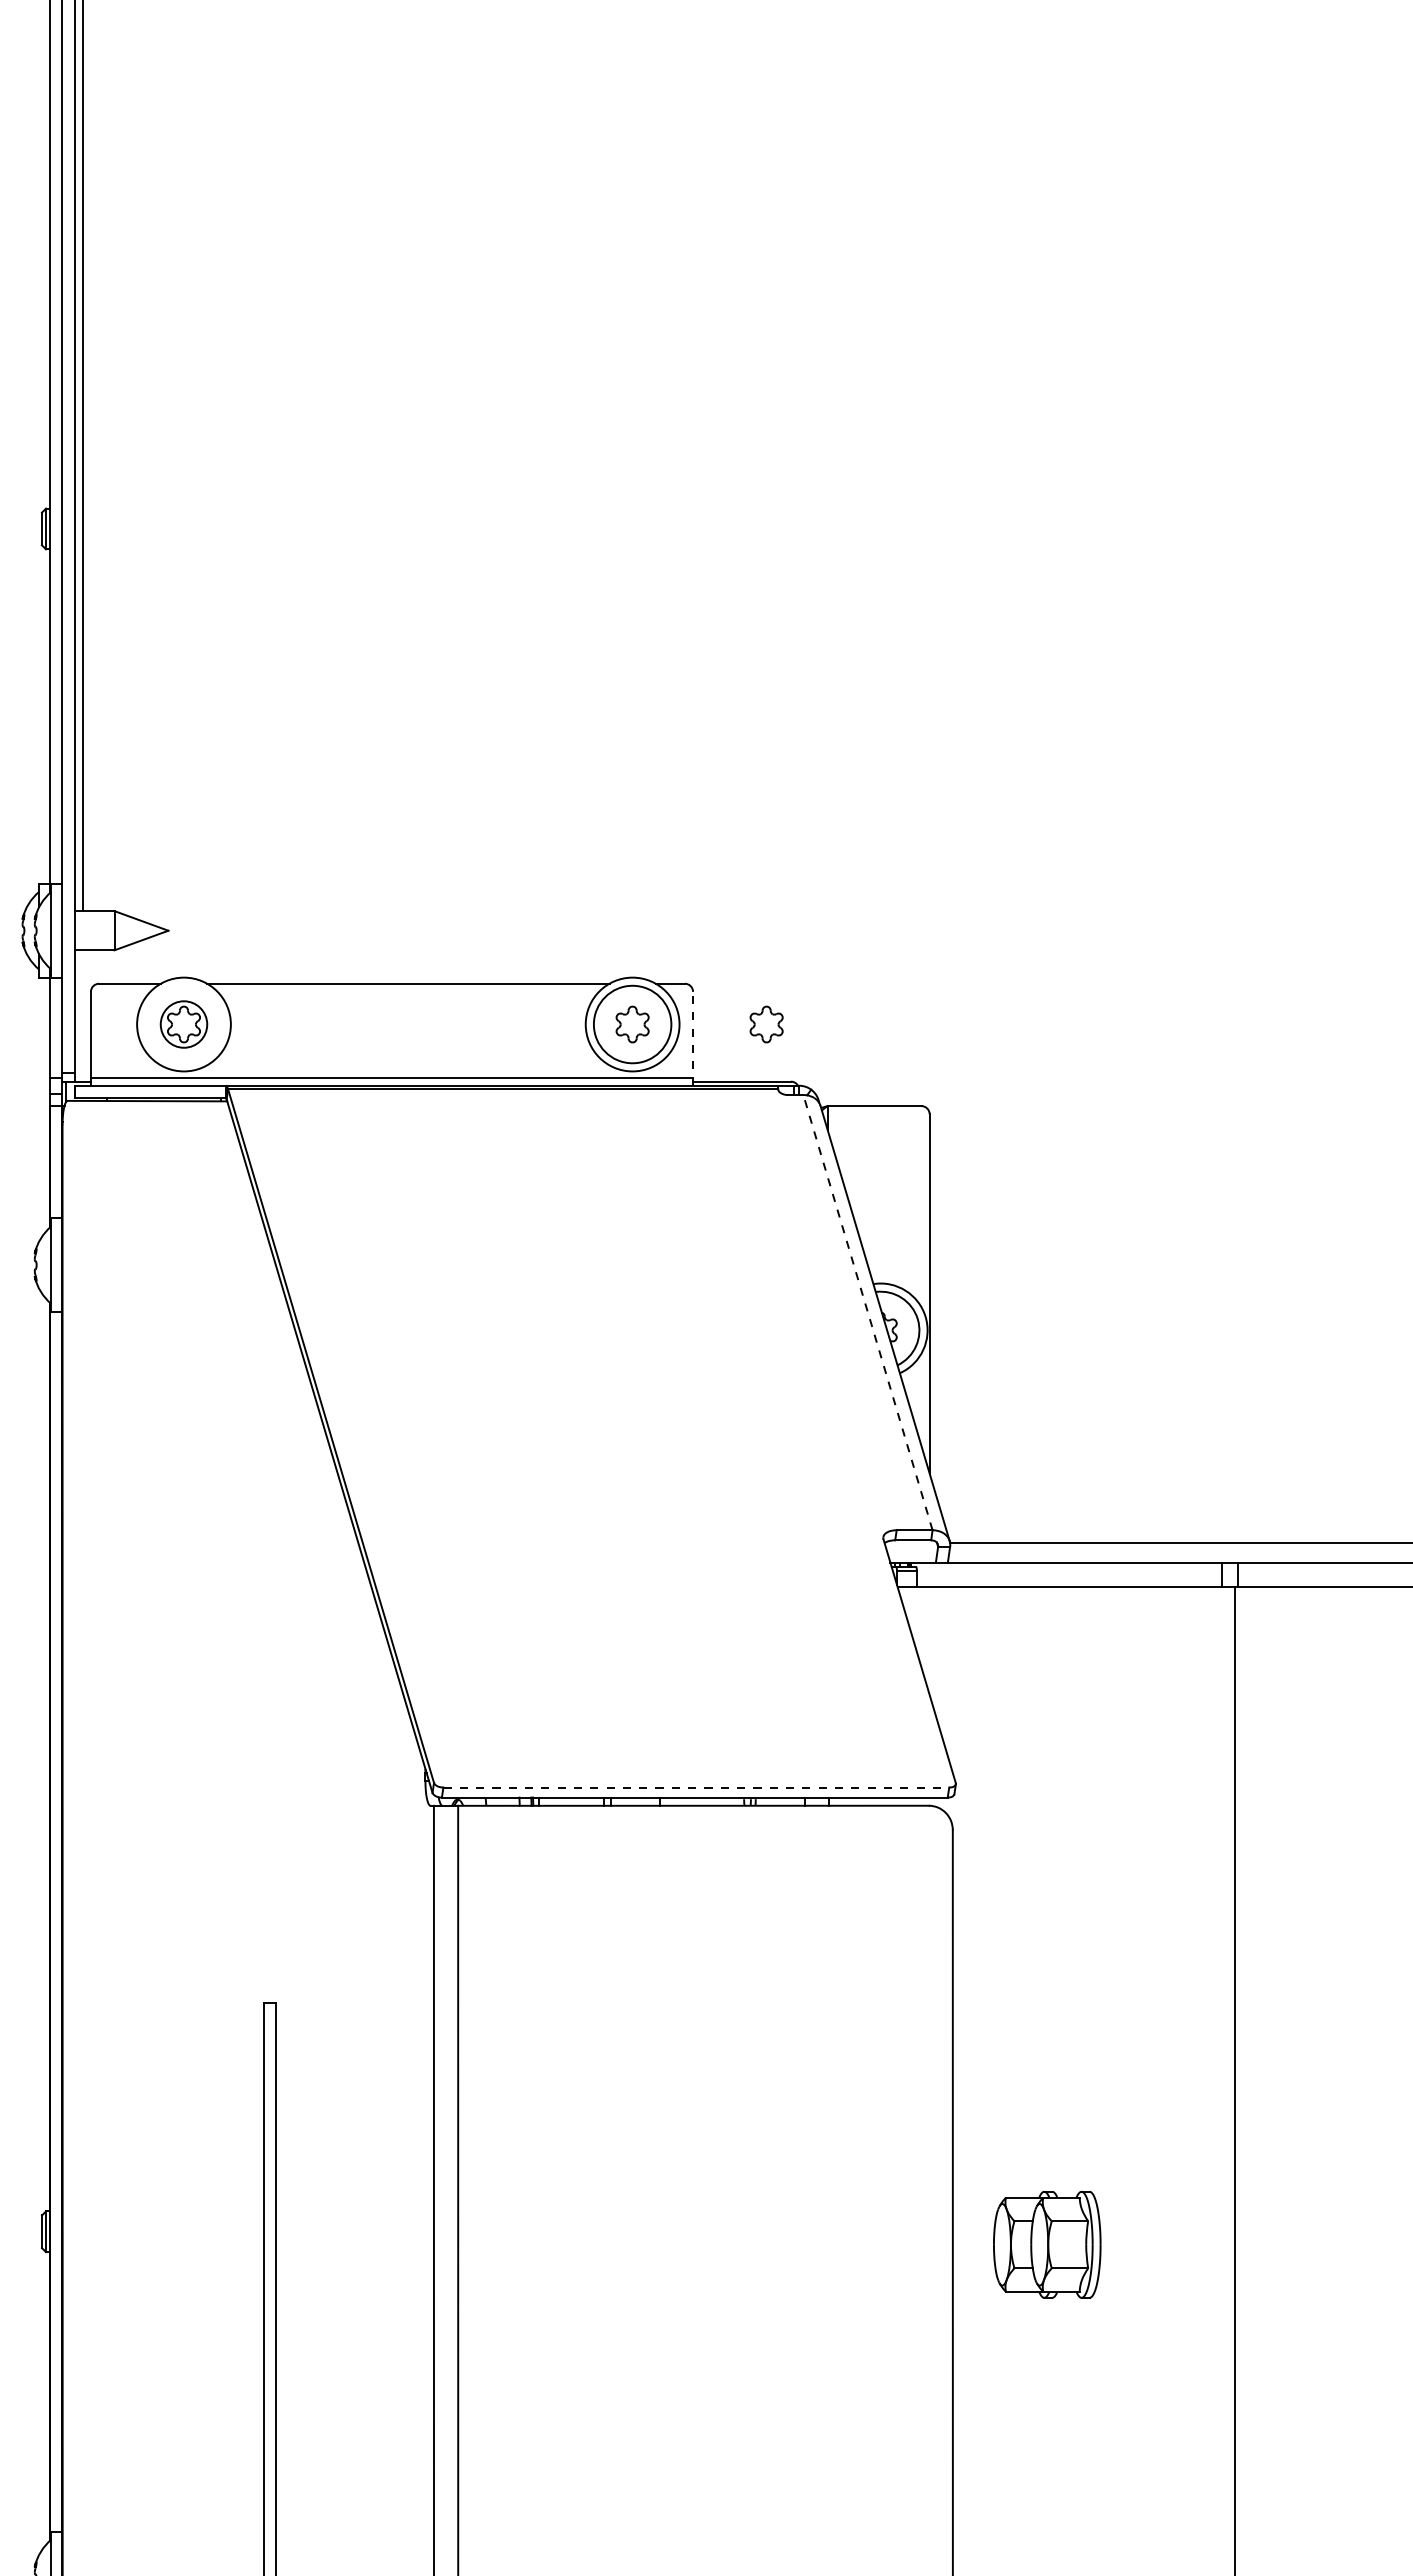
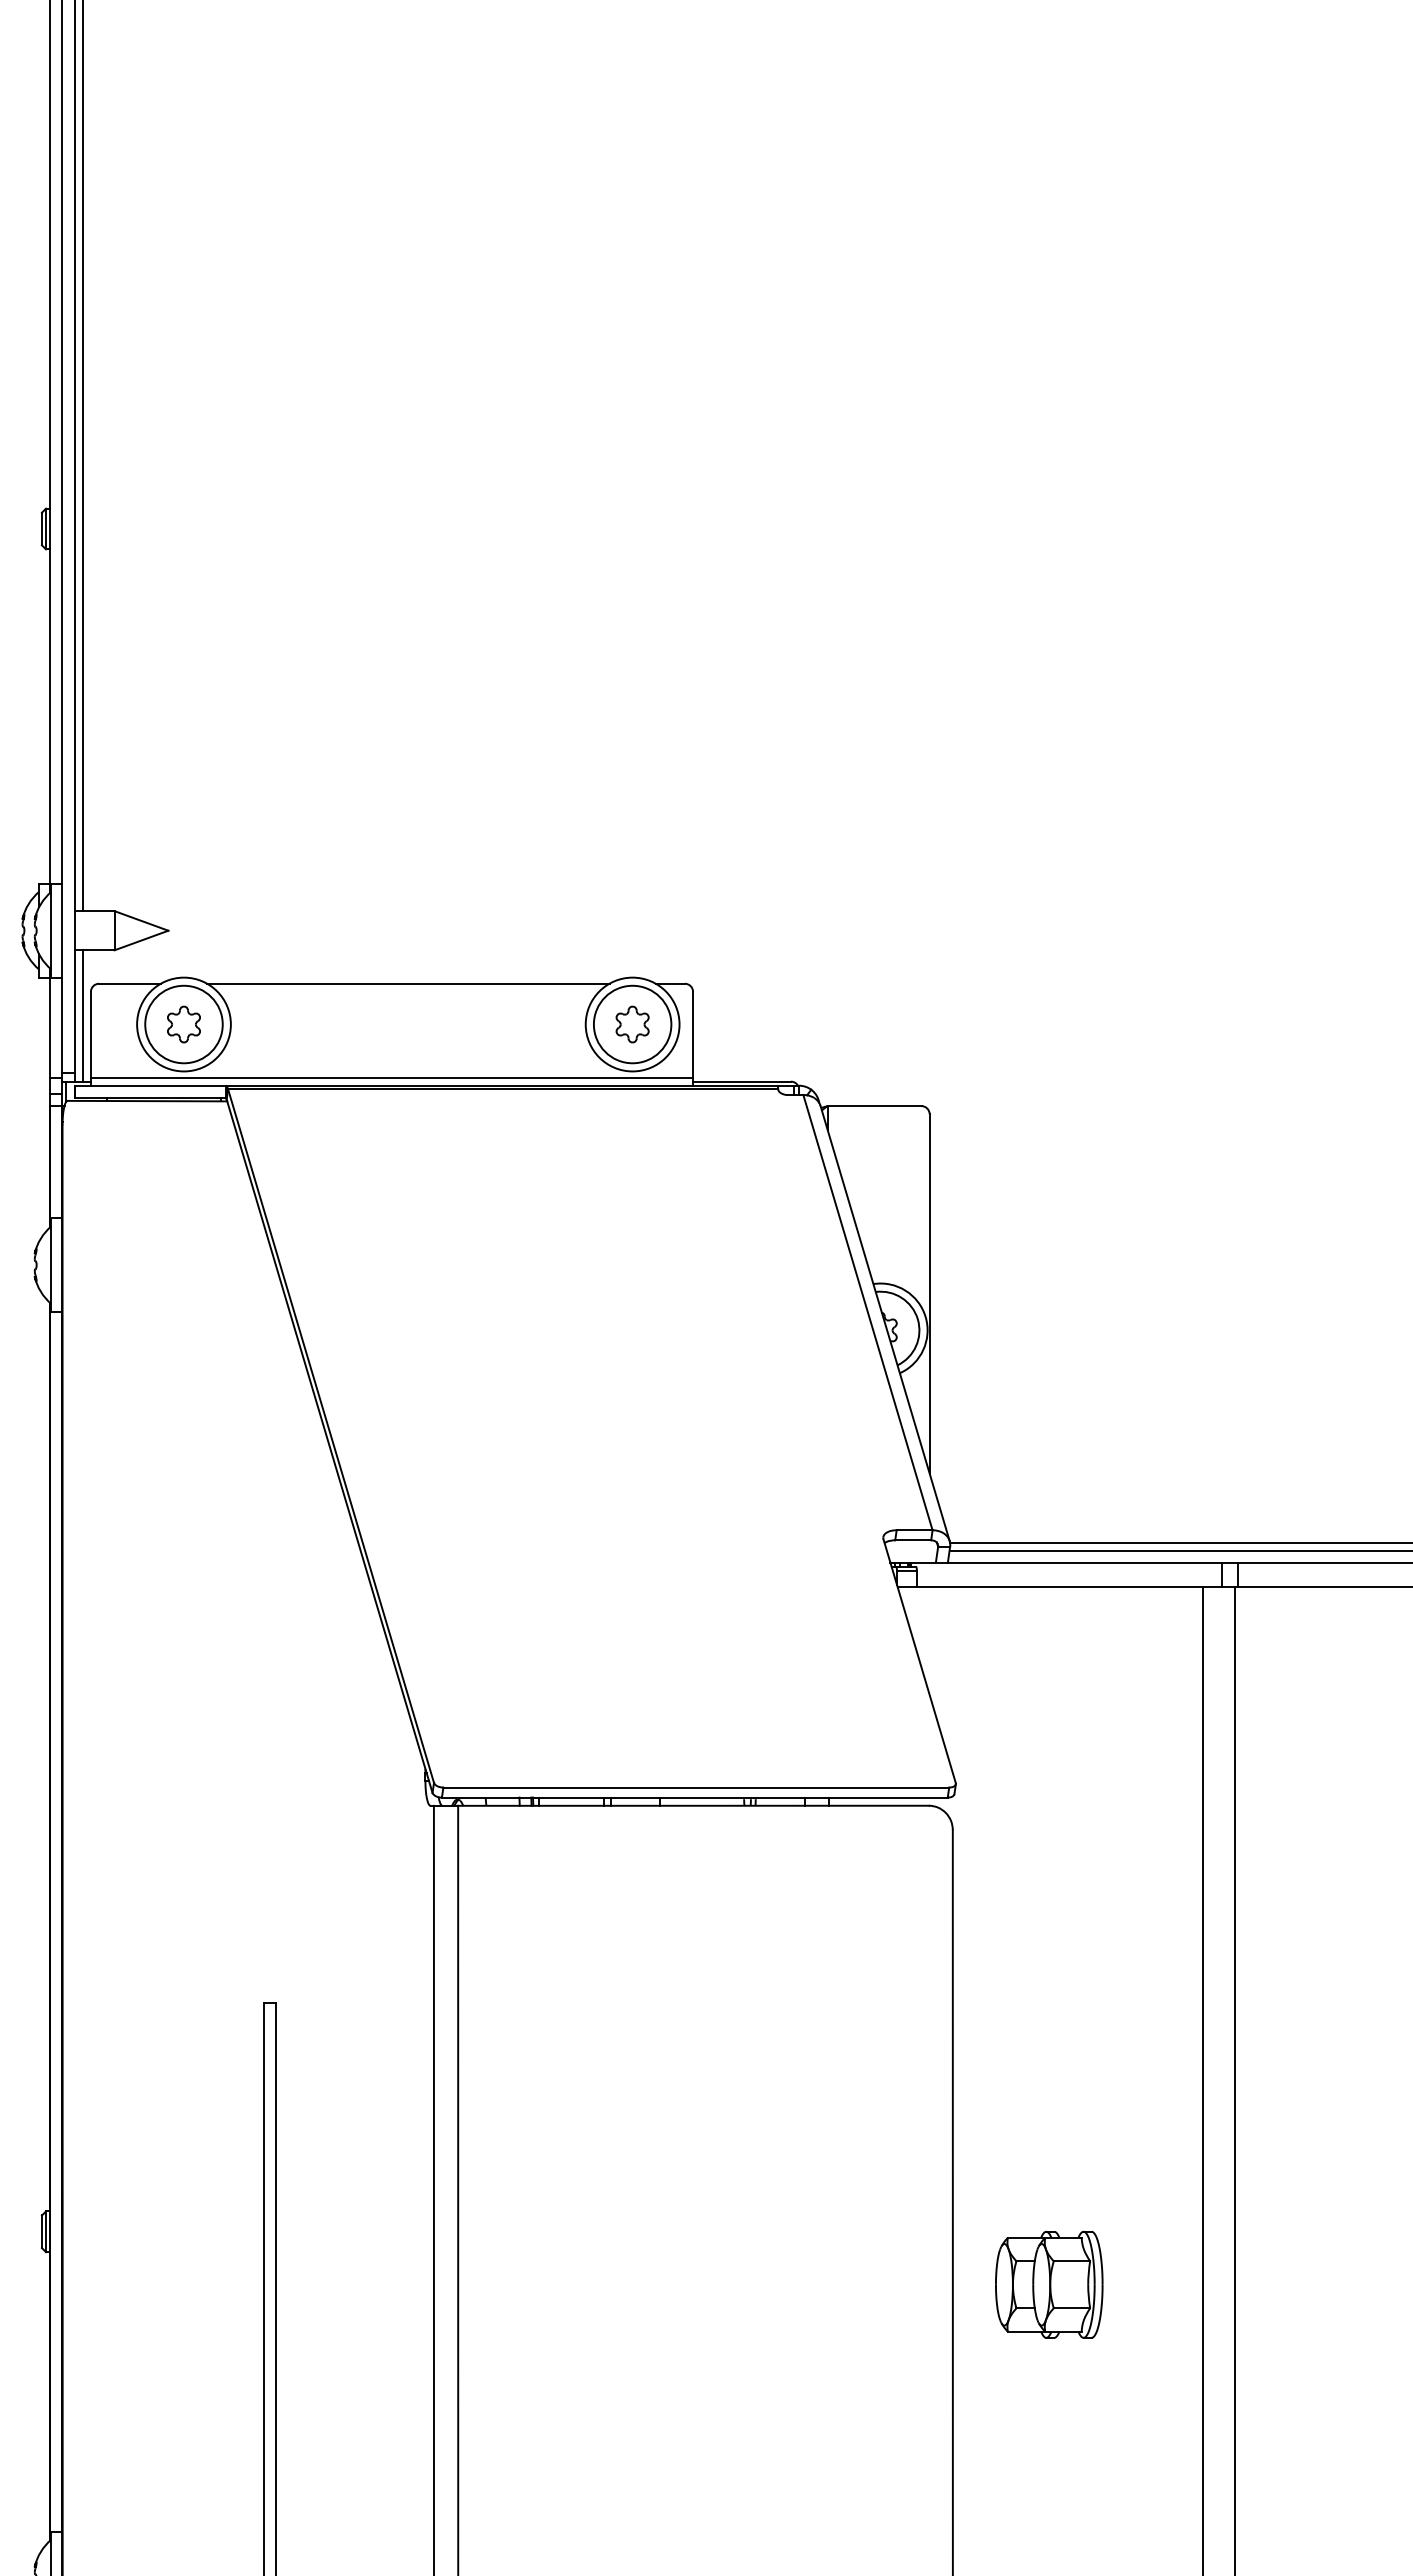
line: none -> present (82, 1015)
circle diameter: 46 px -> 77 px (183, 1024)
part: present -> none (766, 1024)
line: dashed -> solid (693, 1038)
line: dashed -> solid (867, 1312)
line: none -> present (1179, 1550)
line: dashed -> solid (696, 1787)
line: none -> present (1202, 2079)
part position: (1047, 2244) -> (1049, 2284) (1049, 2284)
